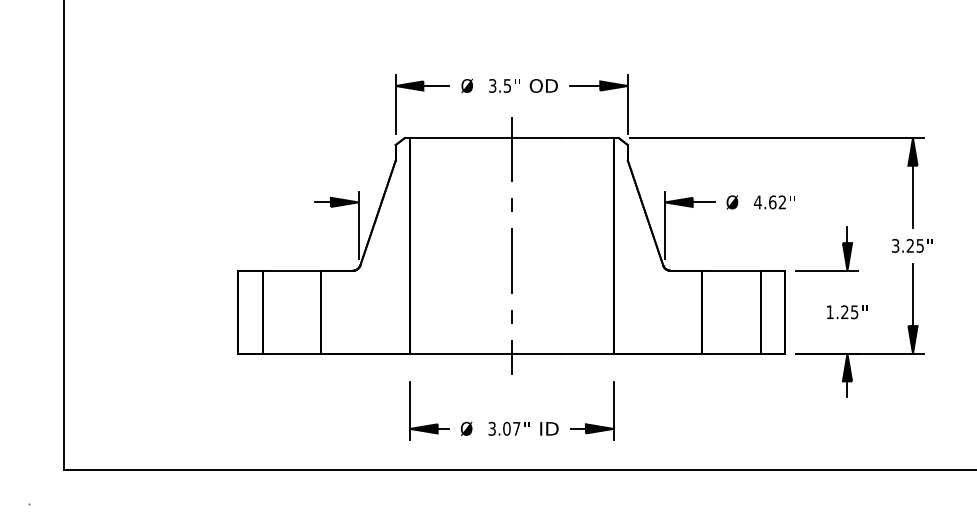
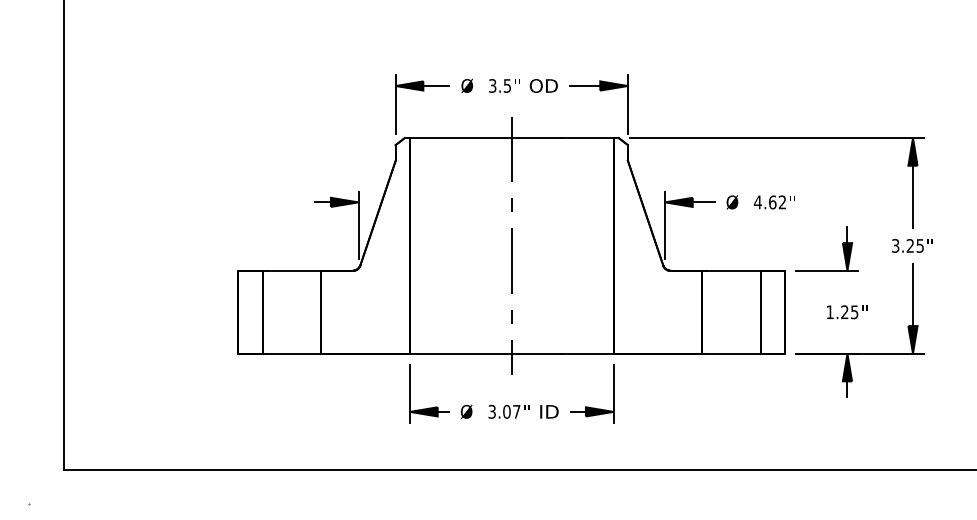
part position: (513, 422) -> (513, 405) (513, 405)
